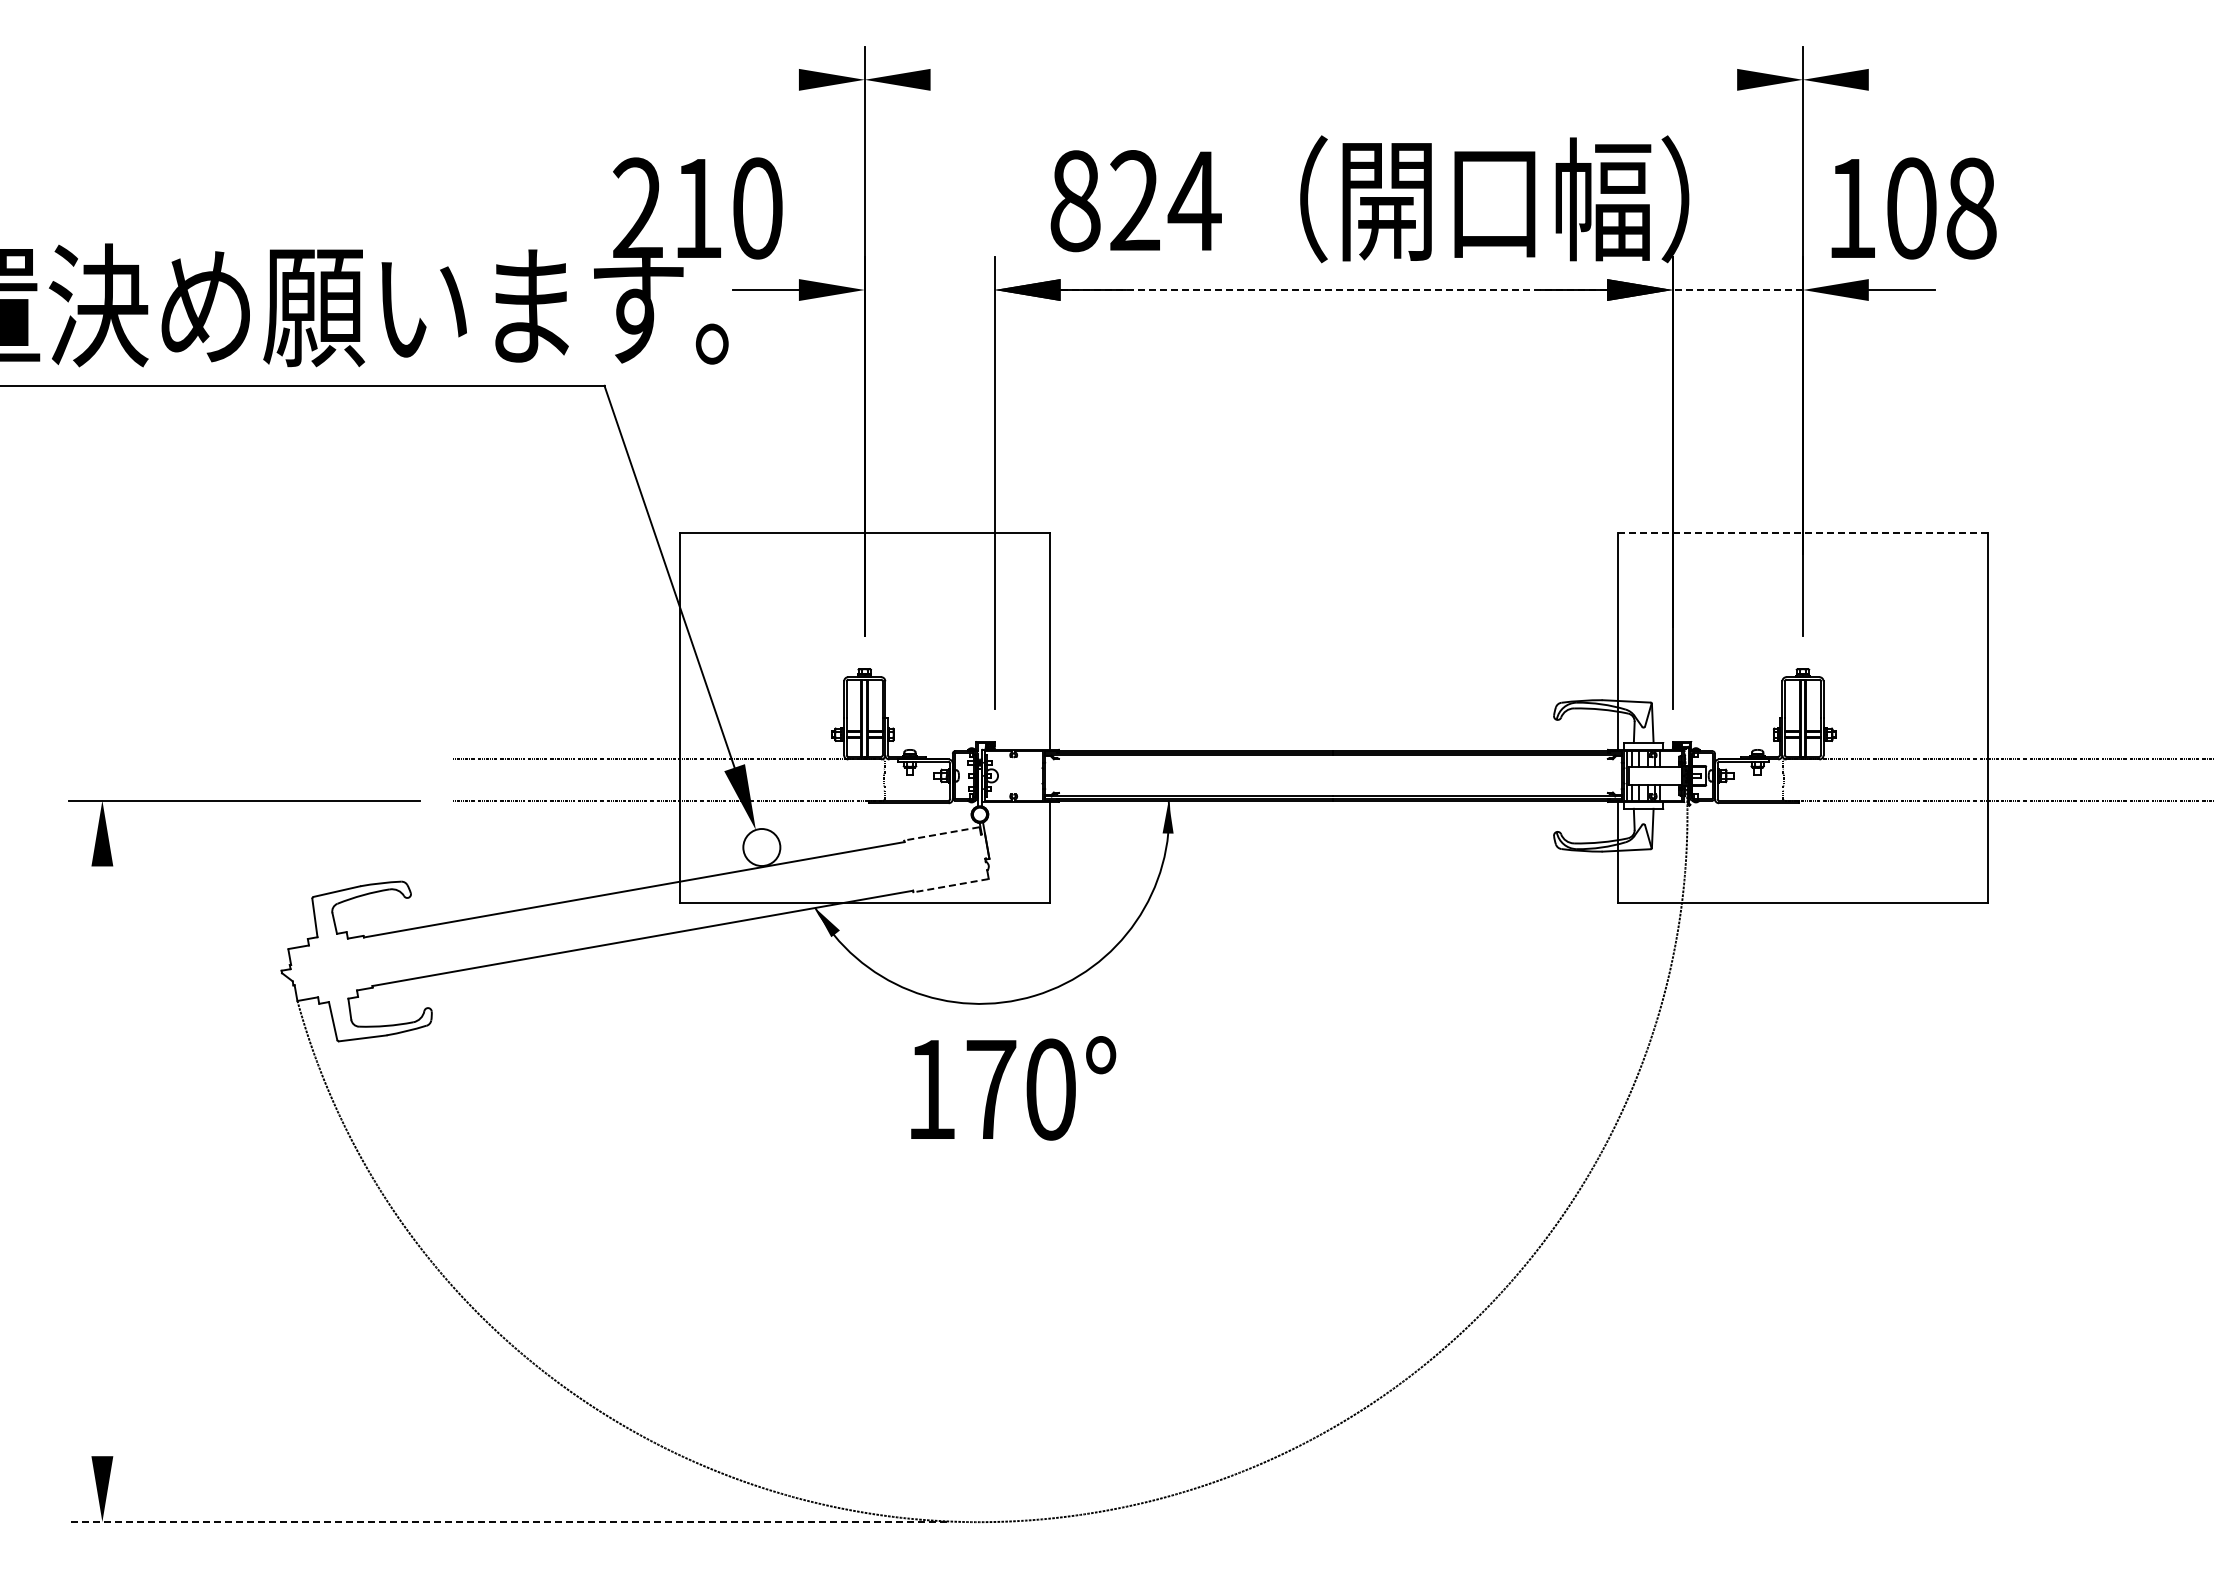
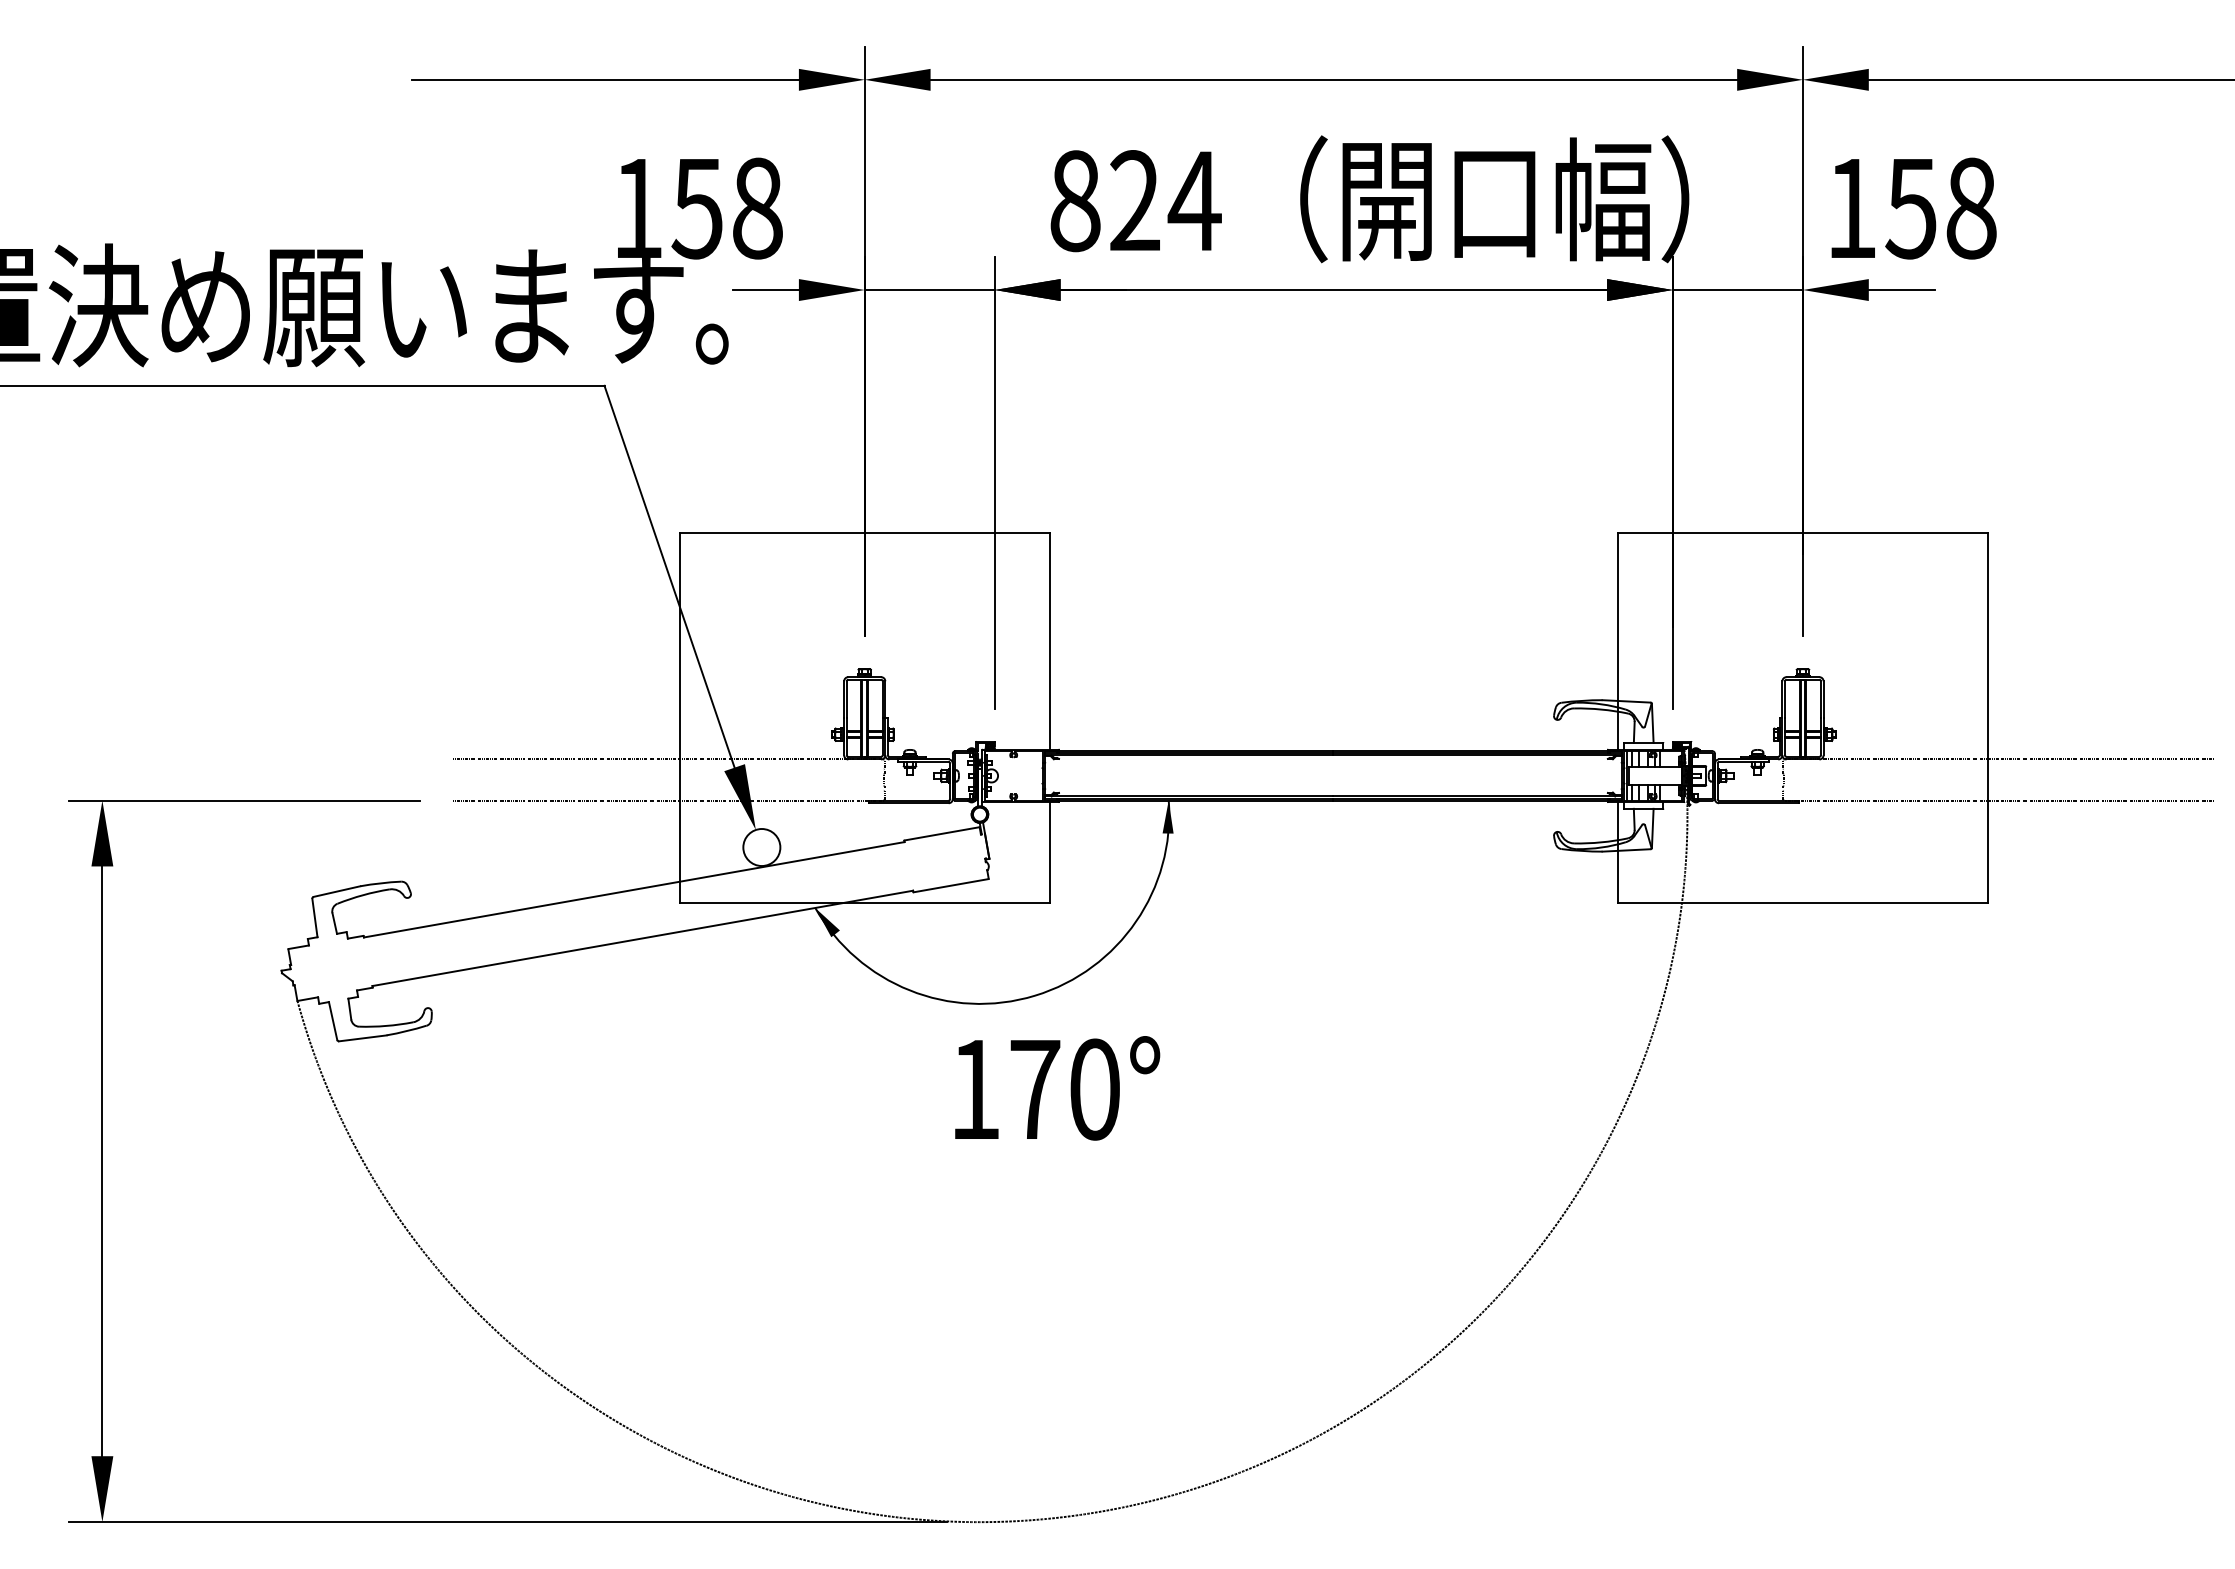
line: none -> present (605, 79)
line: none -> present (1333, 79)
line: none -> present (2049, 79)
text: 210 -> 158 (697, 208)
text: 108 -> 158 (1910, 208)
line: none -> present (929, 290)
line: dashed -> solid (1334, 290)
line: dashed -> solid (1737, 290)
line: dashed -> solid (1802, 533)
line: dashed -> solid (941, 833)
line: dashed -> solid (951, 885)
text position: (1013, 1088) -> (1057, 1088) (1057, 1088)
line: none -> present (102, 1161)
line: dashed -> solid (508, 1522)
